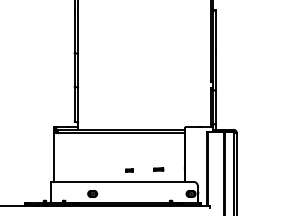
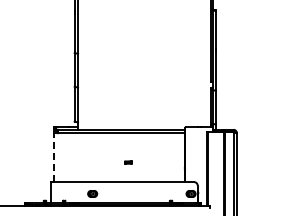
line: solid -> dashed (54, 157)
part: present -> none (158, 169)
part position: (129, 170) -> (128, 162) (128, 162)
